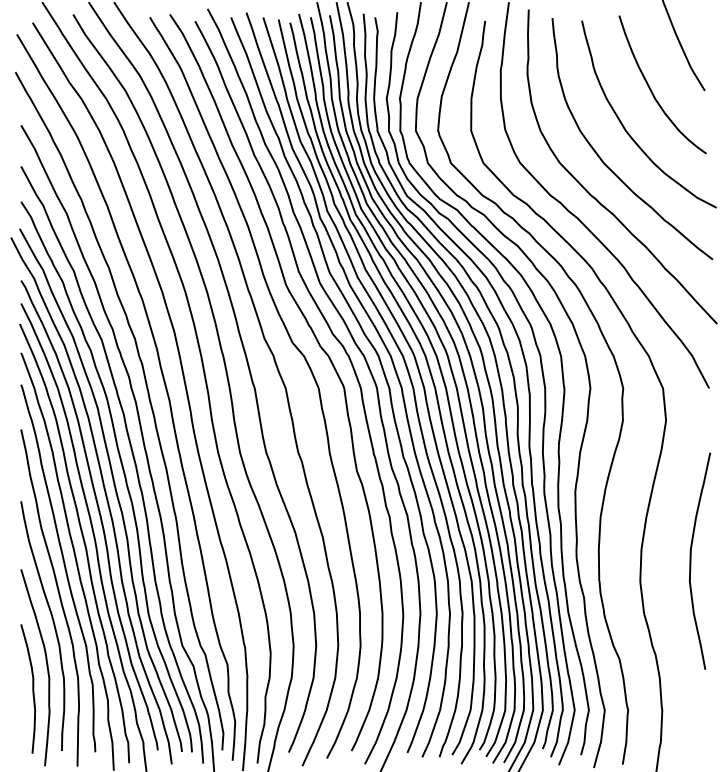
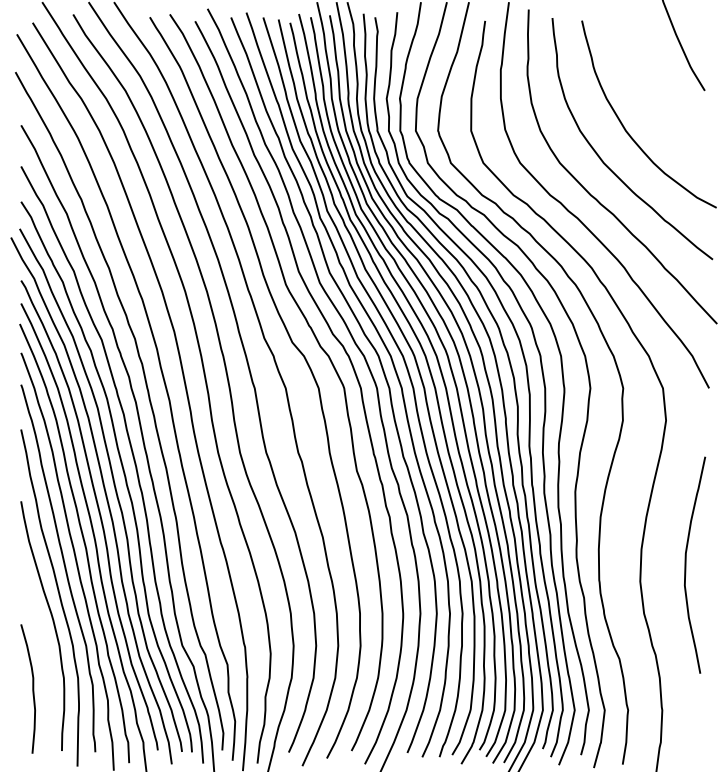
curve: present -> none (651, 89)
curve position: (691, 560) -> (686, 564) (686, 564)
curve: present -> none (46, 667)
